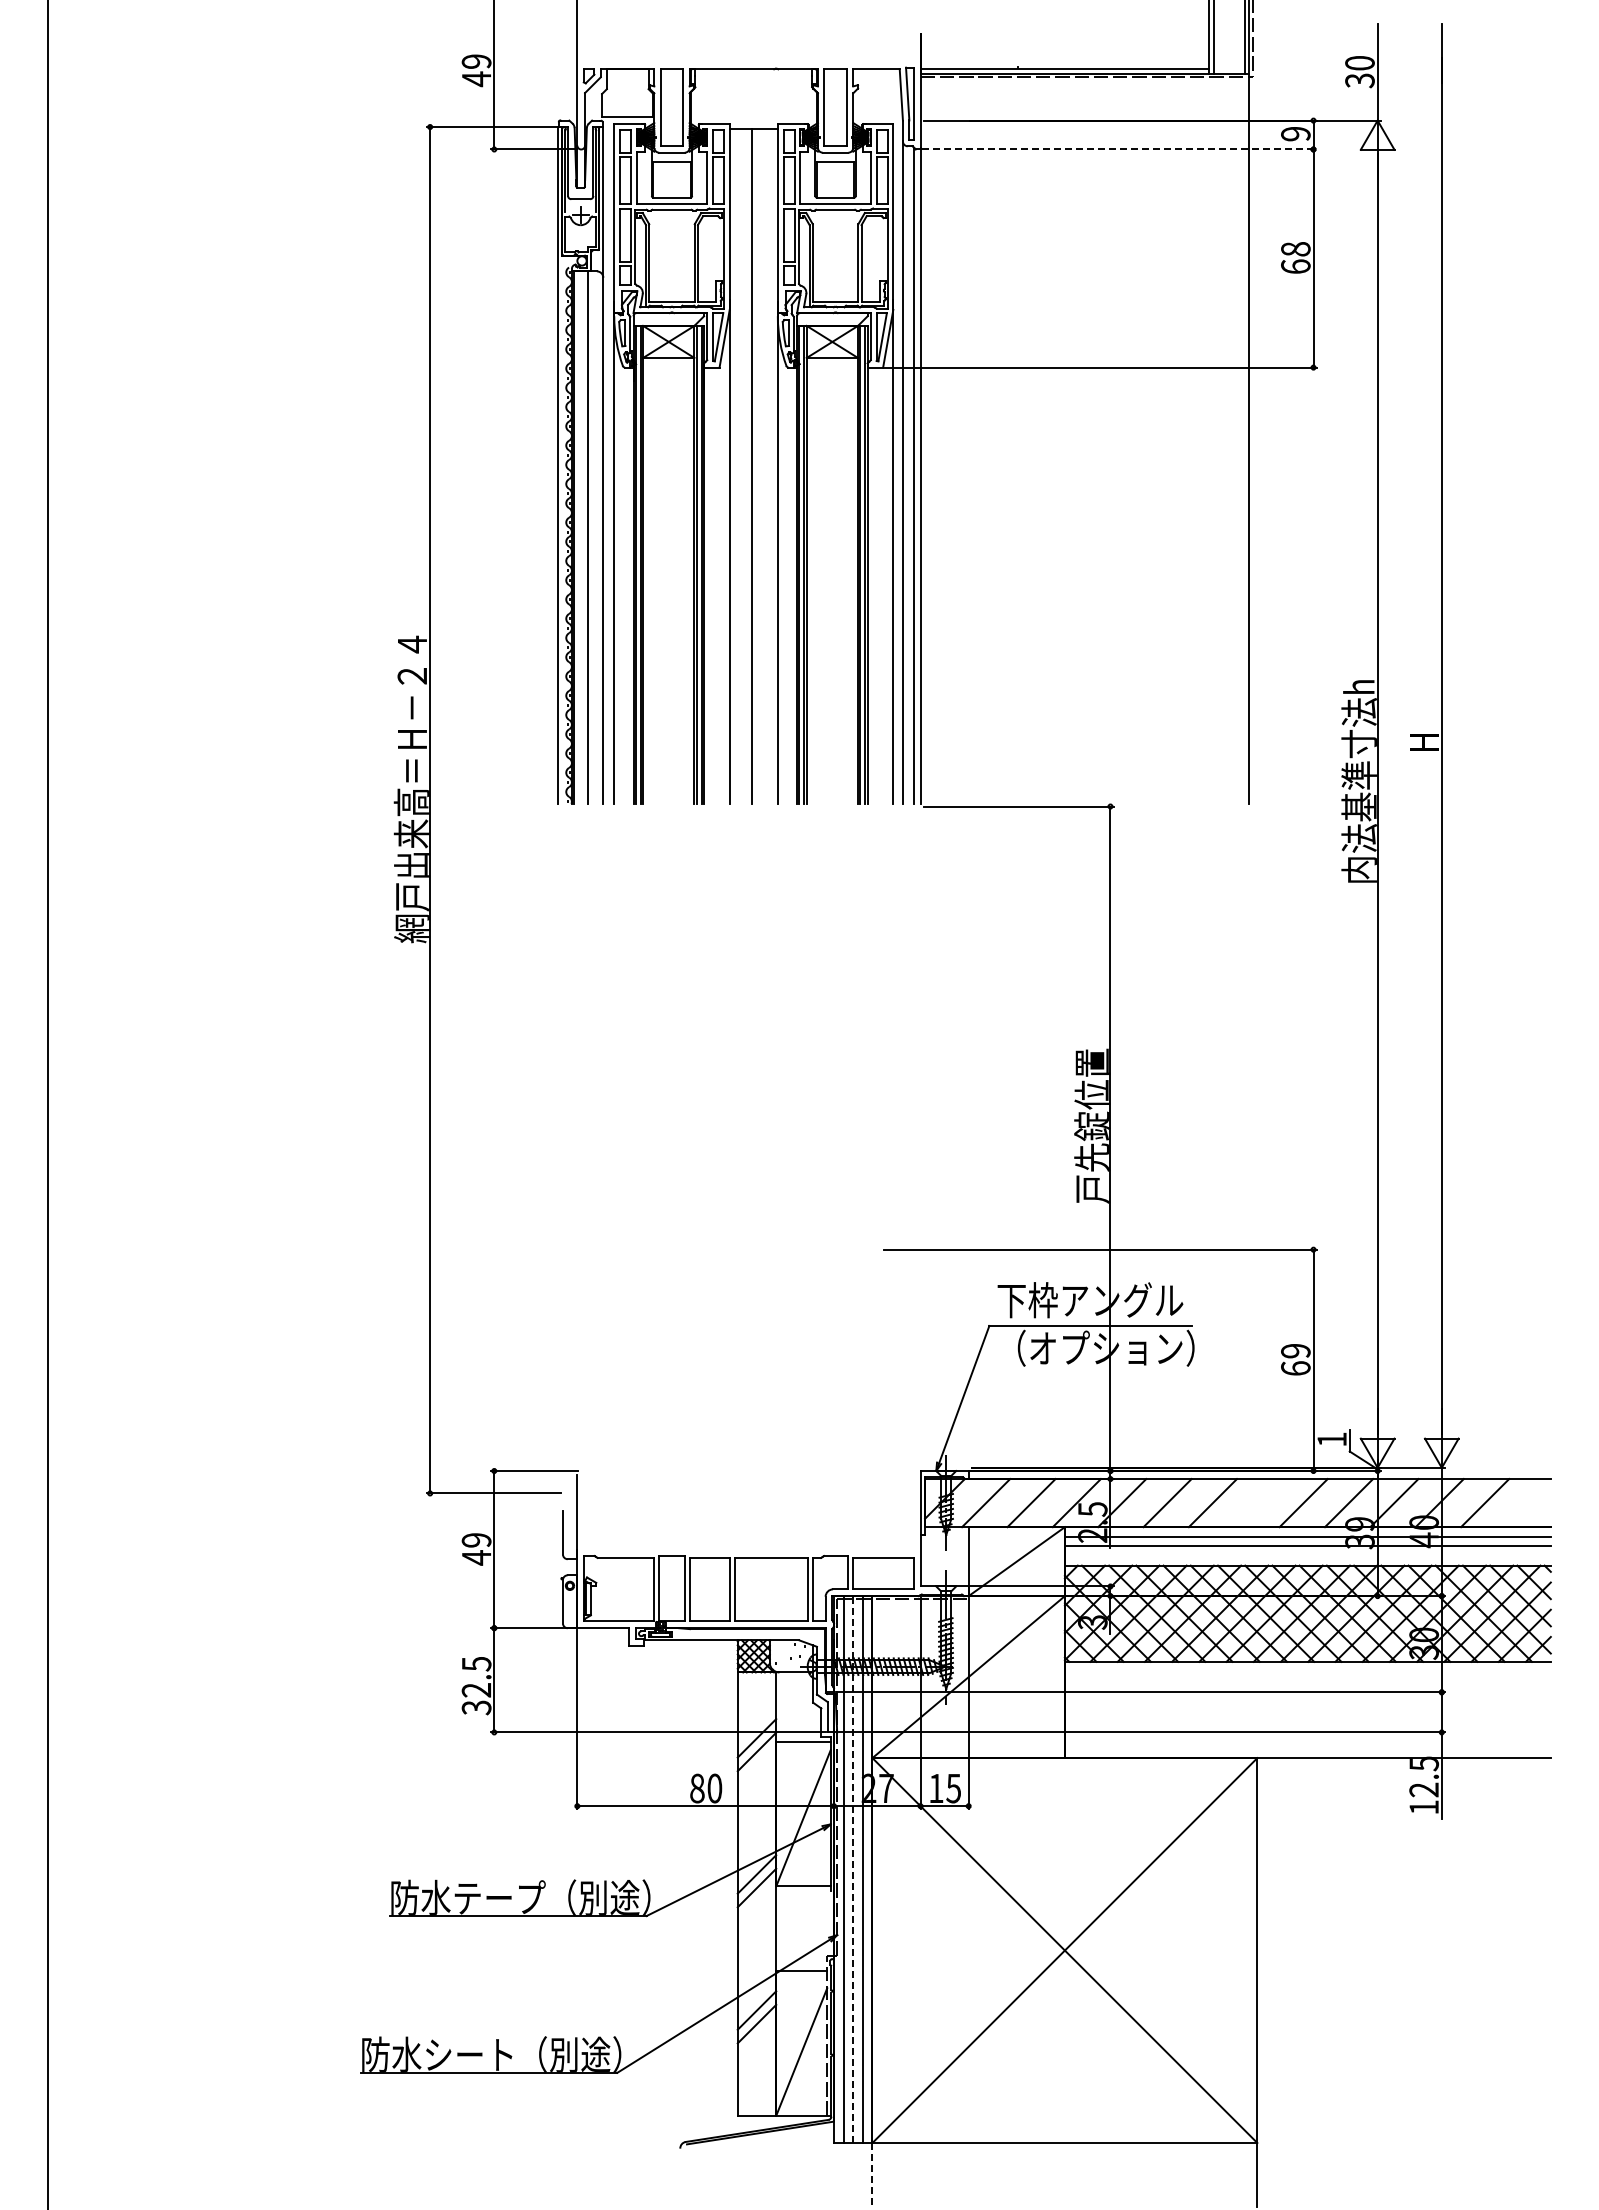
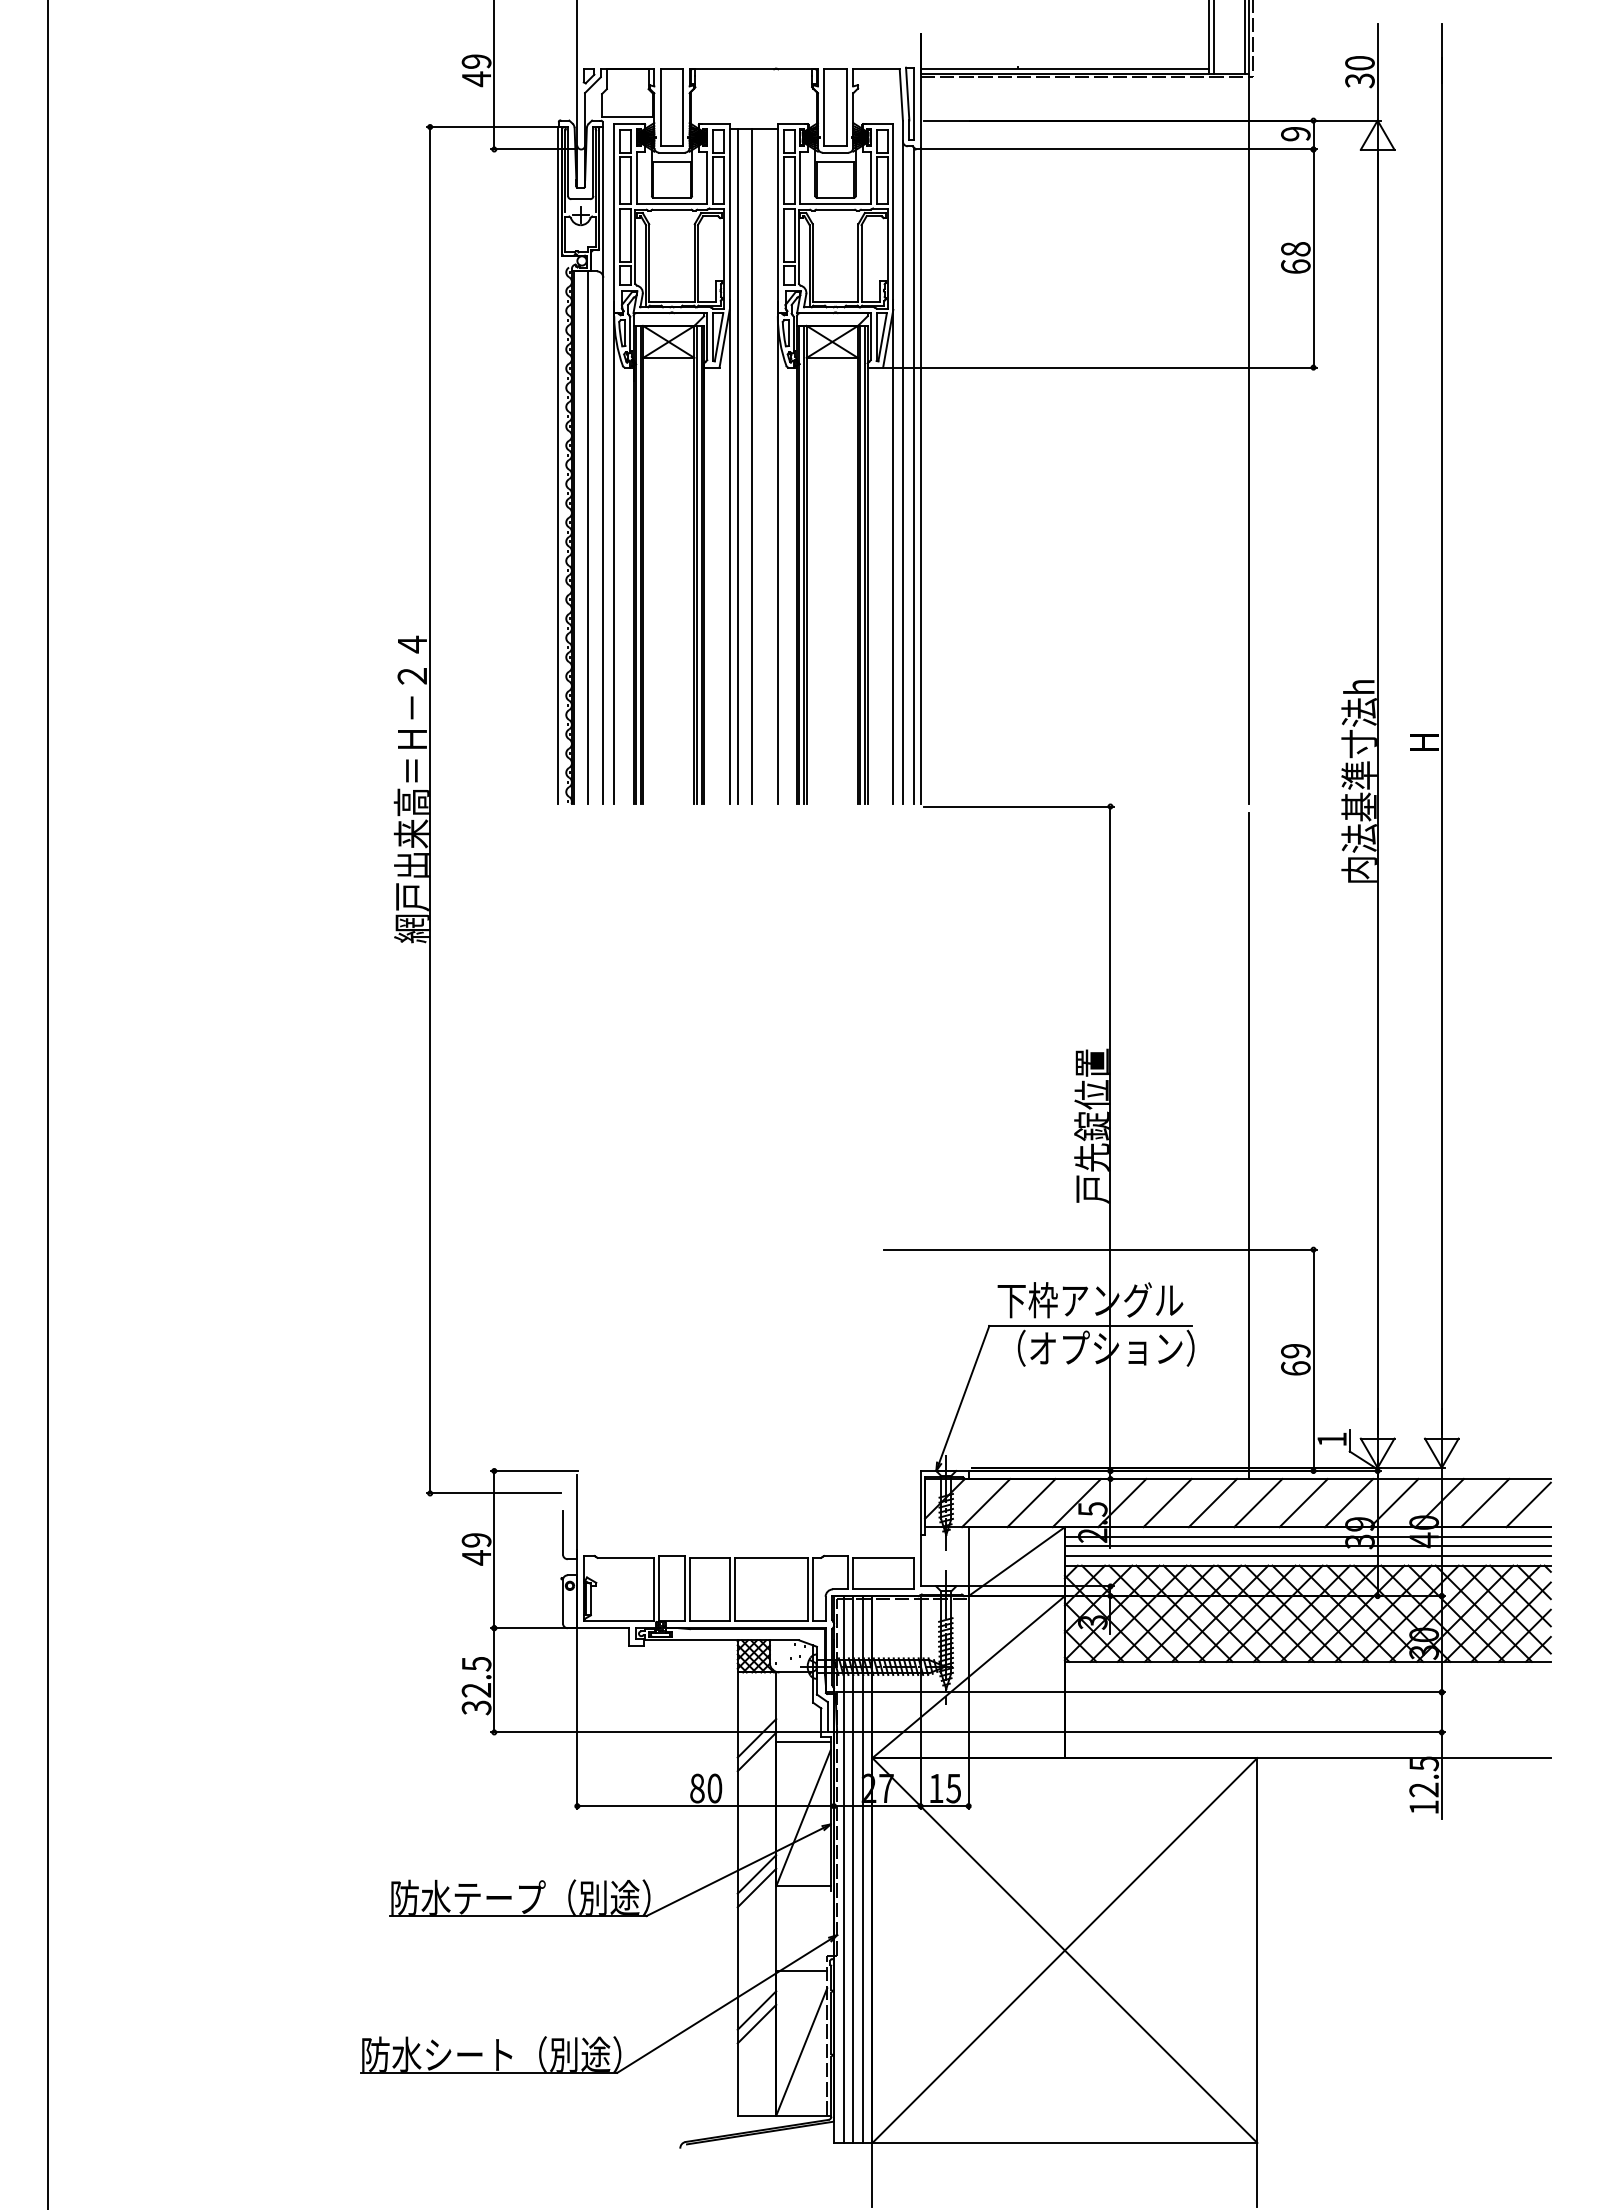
line: dashed -> solid (1119, 149)
line: none -> present (737, 466)
line: none -> present (1249, 1146)
line: none -> present (1258, 1503)
line: none -> present (1528, 1504)
line: none -> present (1307, 1556)
line: dashed -> solid (853, 1869)
line: dashed -> solid (872, 2175)
